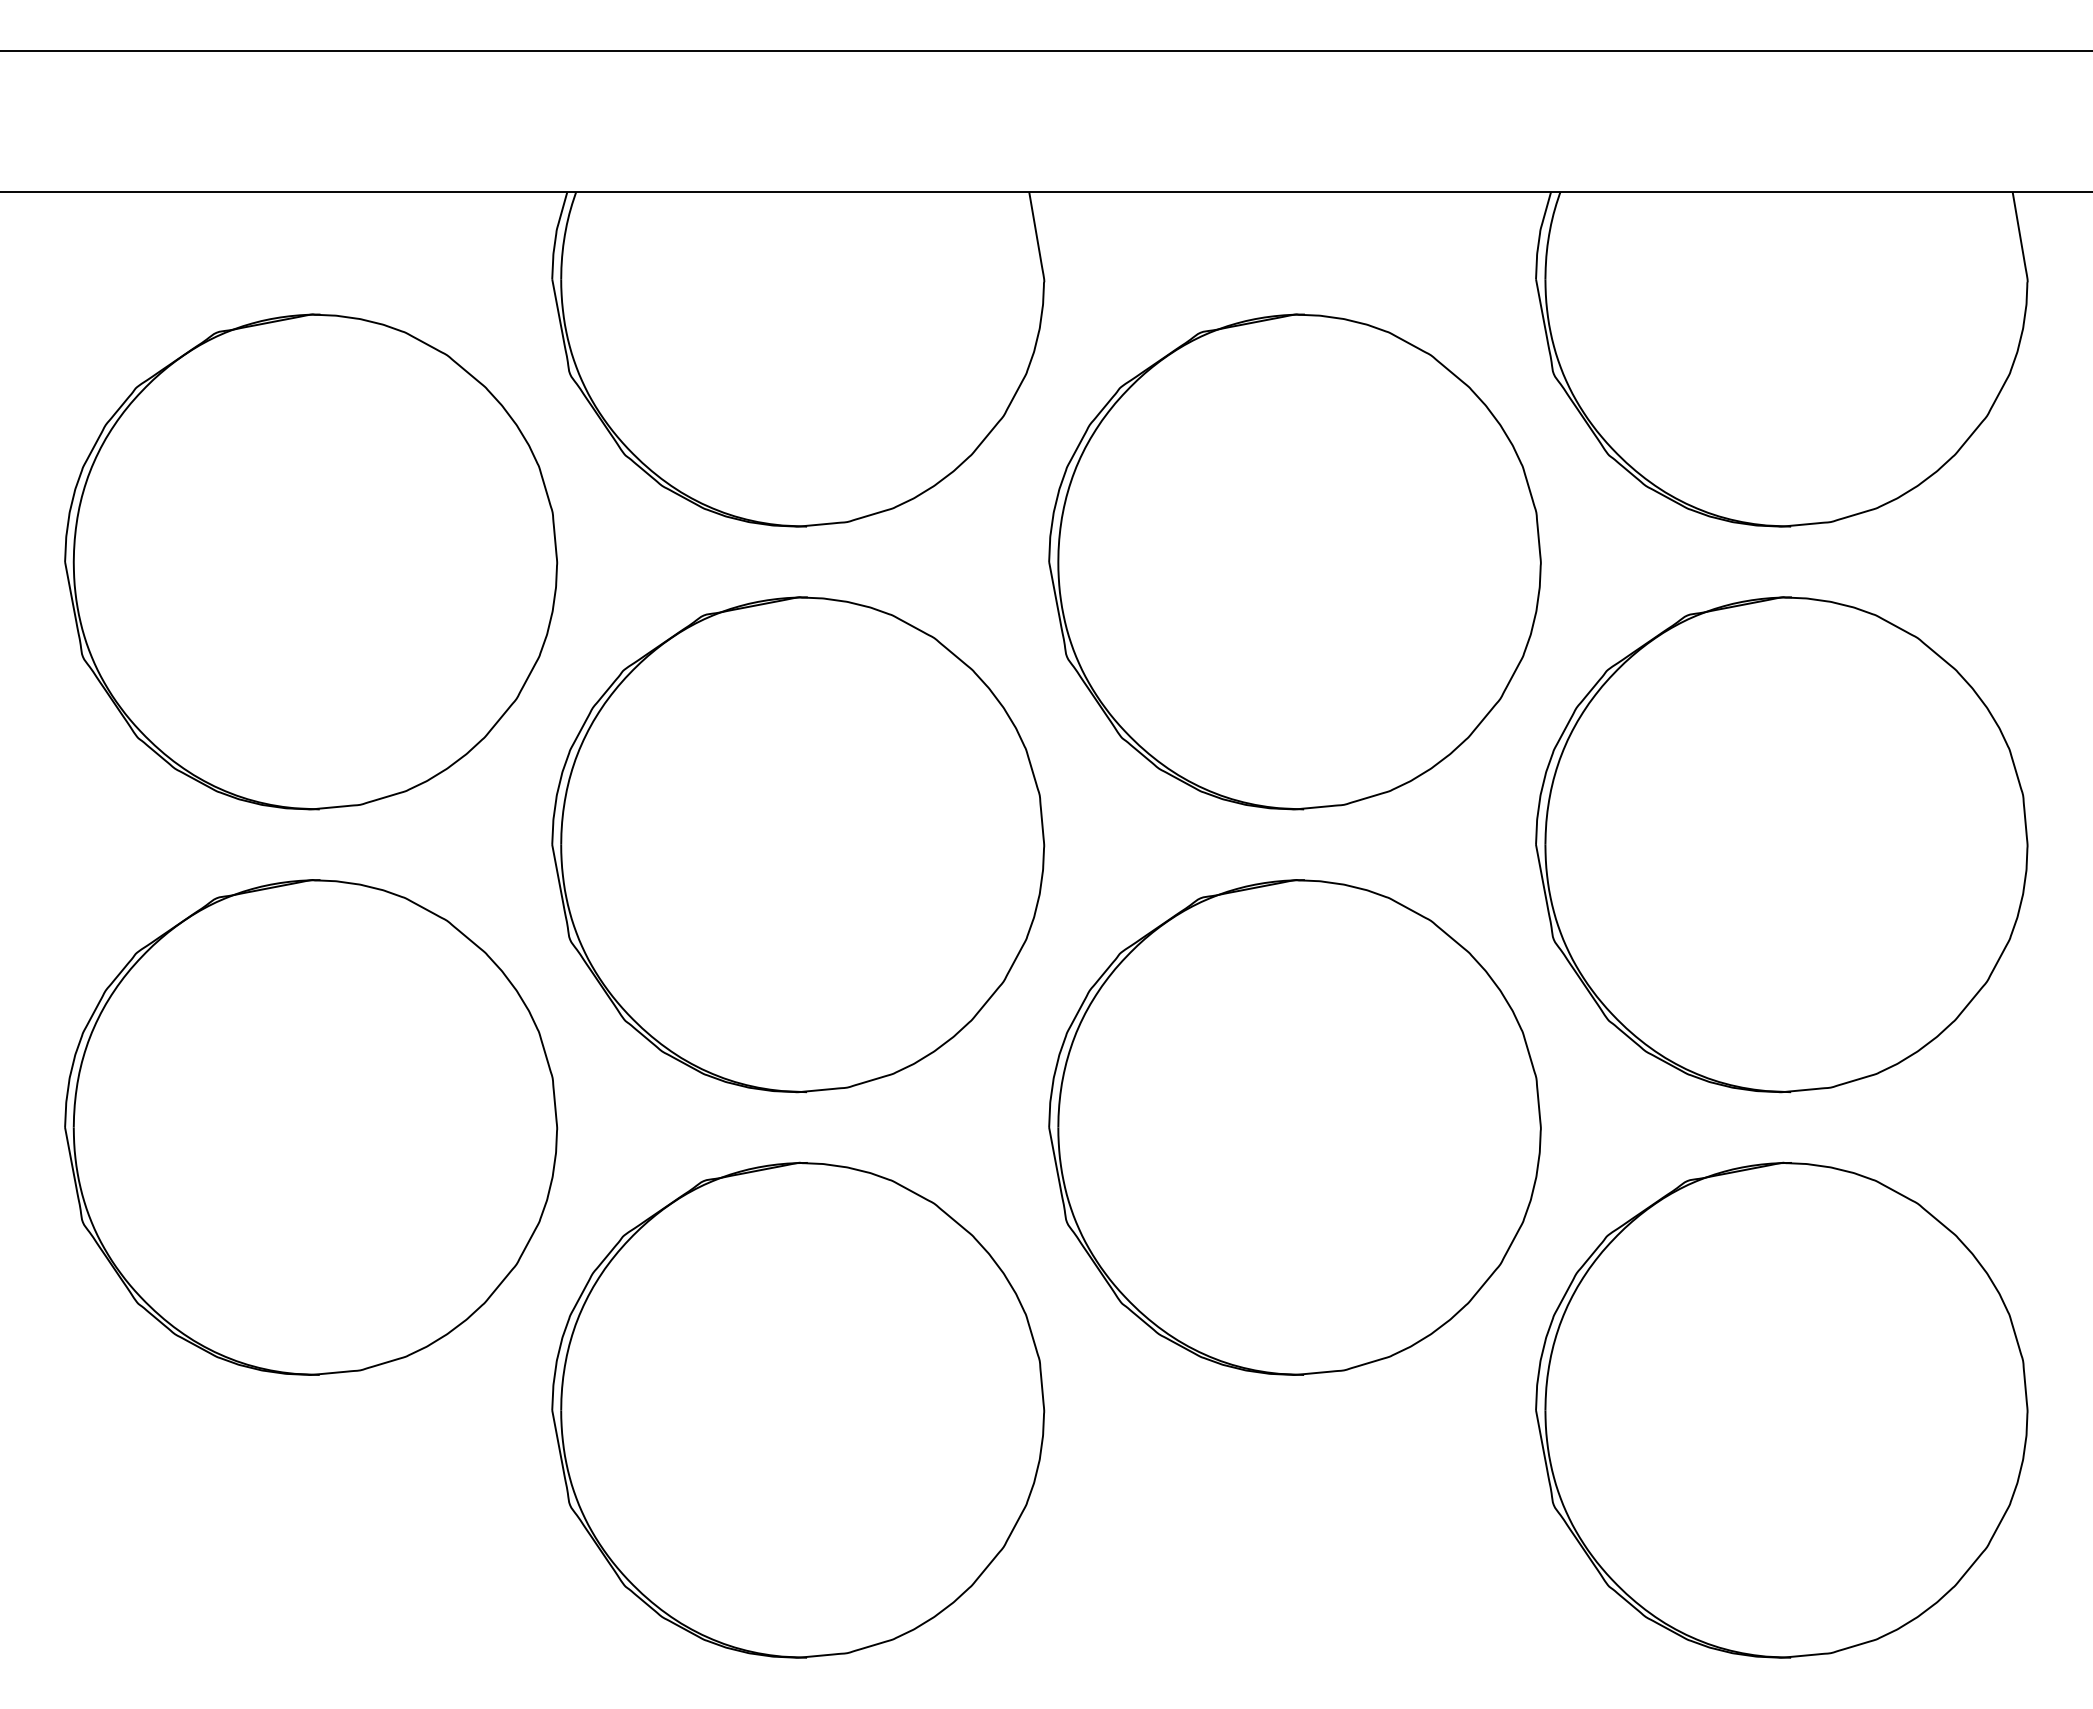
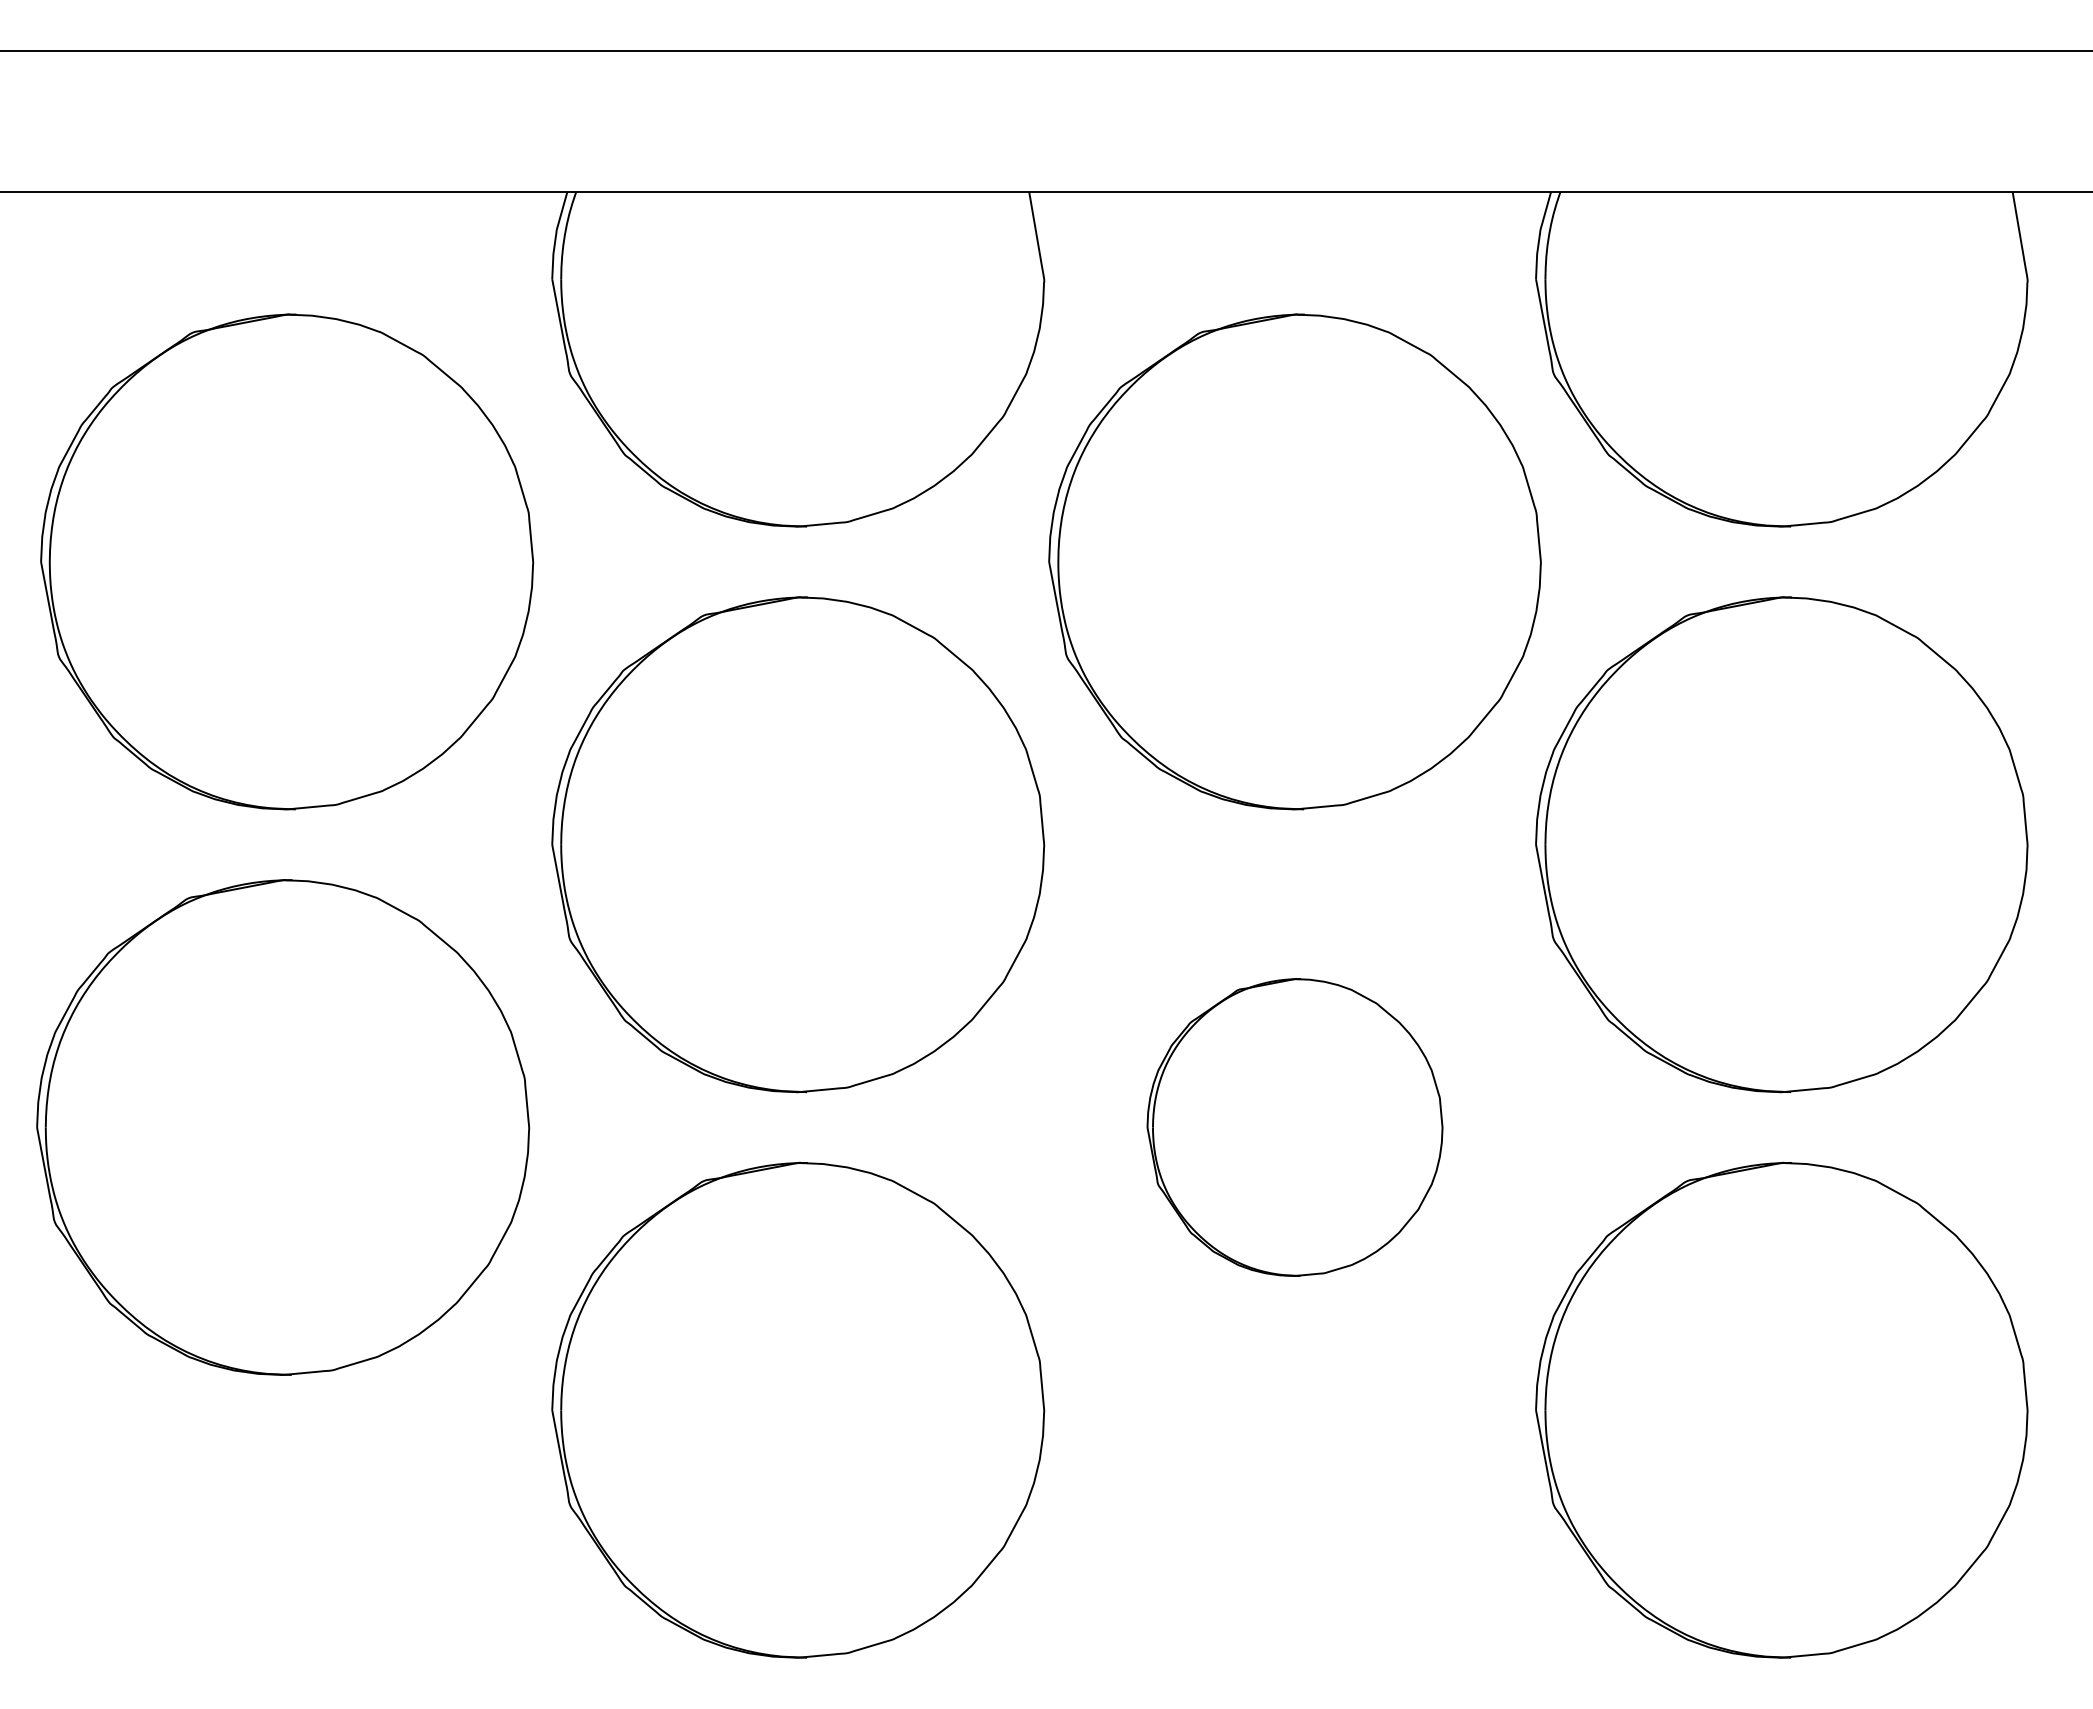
part position: (311, 561) -> (287, 561) (287, 561)
part position: (311, 1127) -> (283, 1127) (283, 1127)
part size: 494x497 px -> 298x299 px (1294, 1127)
